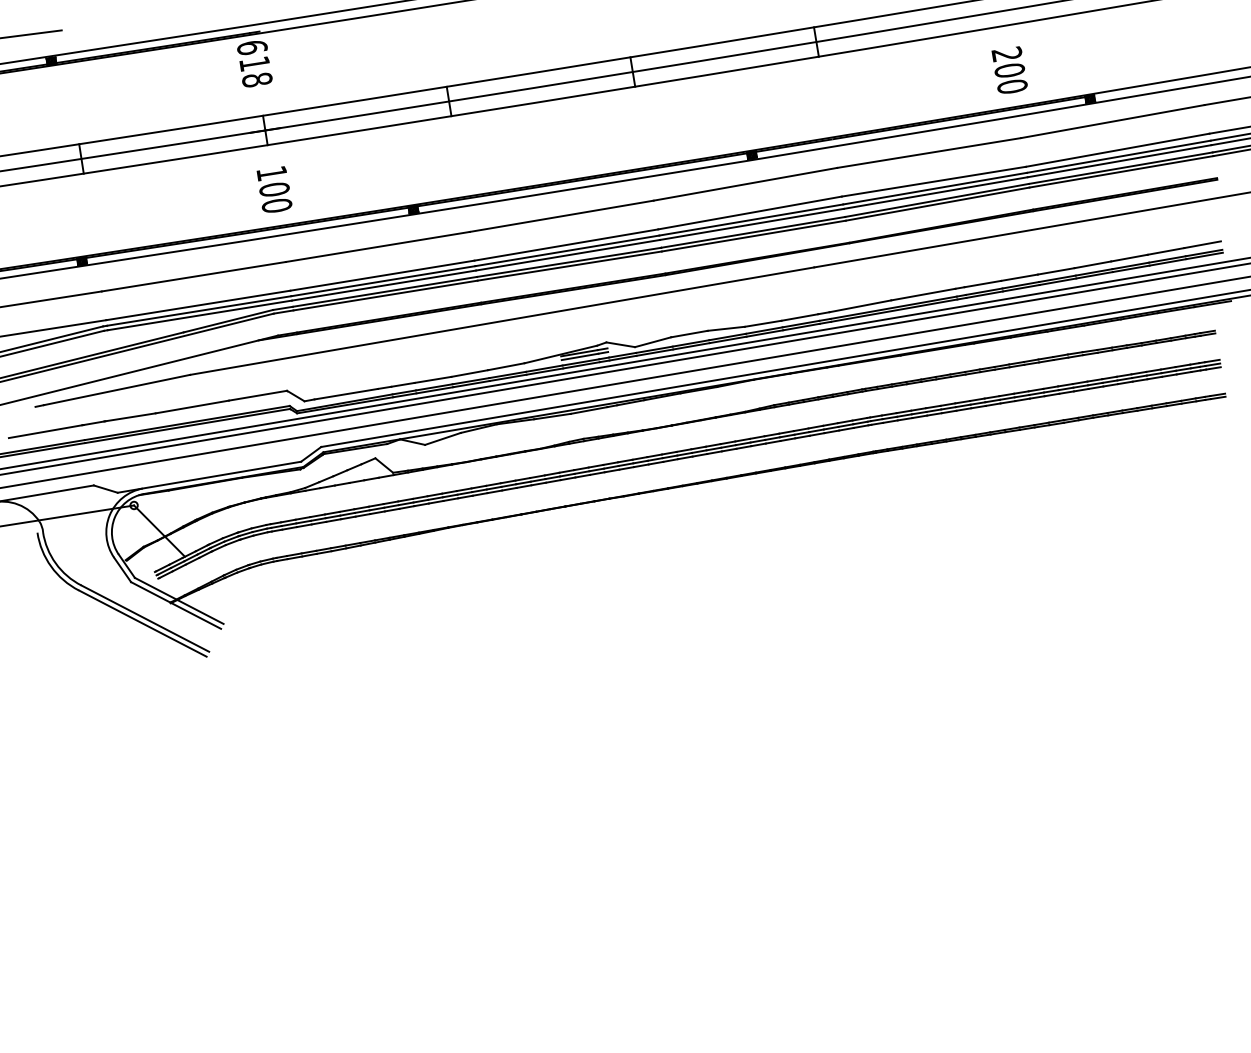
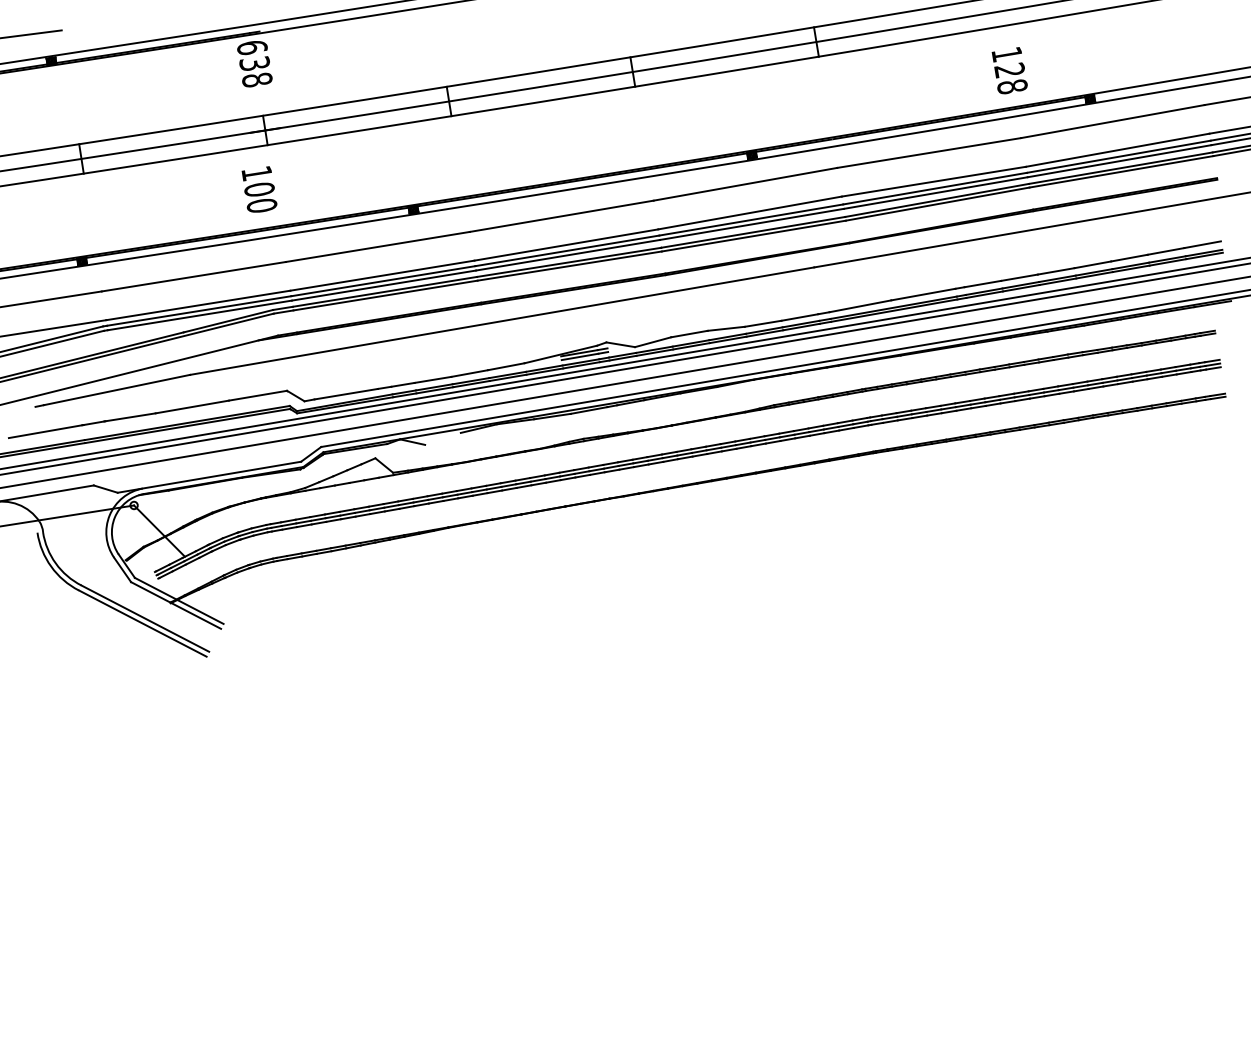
text: 618 -> 638 (254, 63)
text: 200 -> 128 (1009, 70)
text position: (274, 189) -> (259, 189) (259, 189)
line: present -> none (442, 438)
